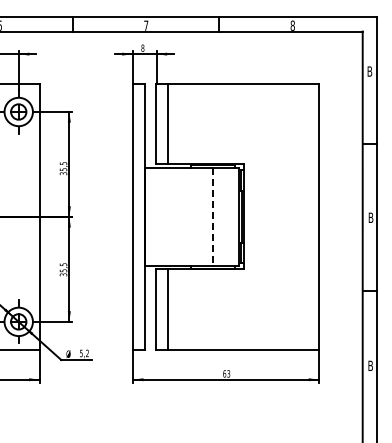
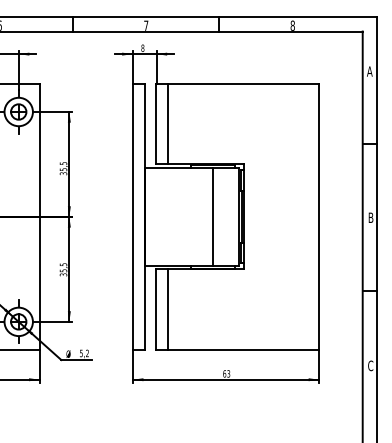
text: B -> A (369, 71)
line: dashed -> solid (212, 216)
text: B -> C (370, 365)
